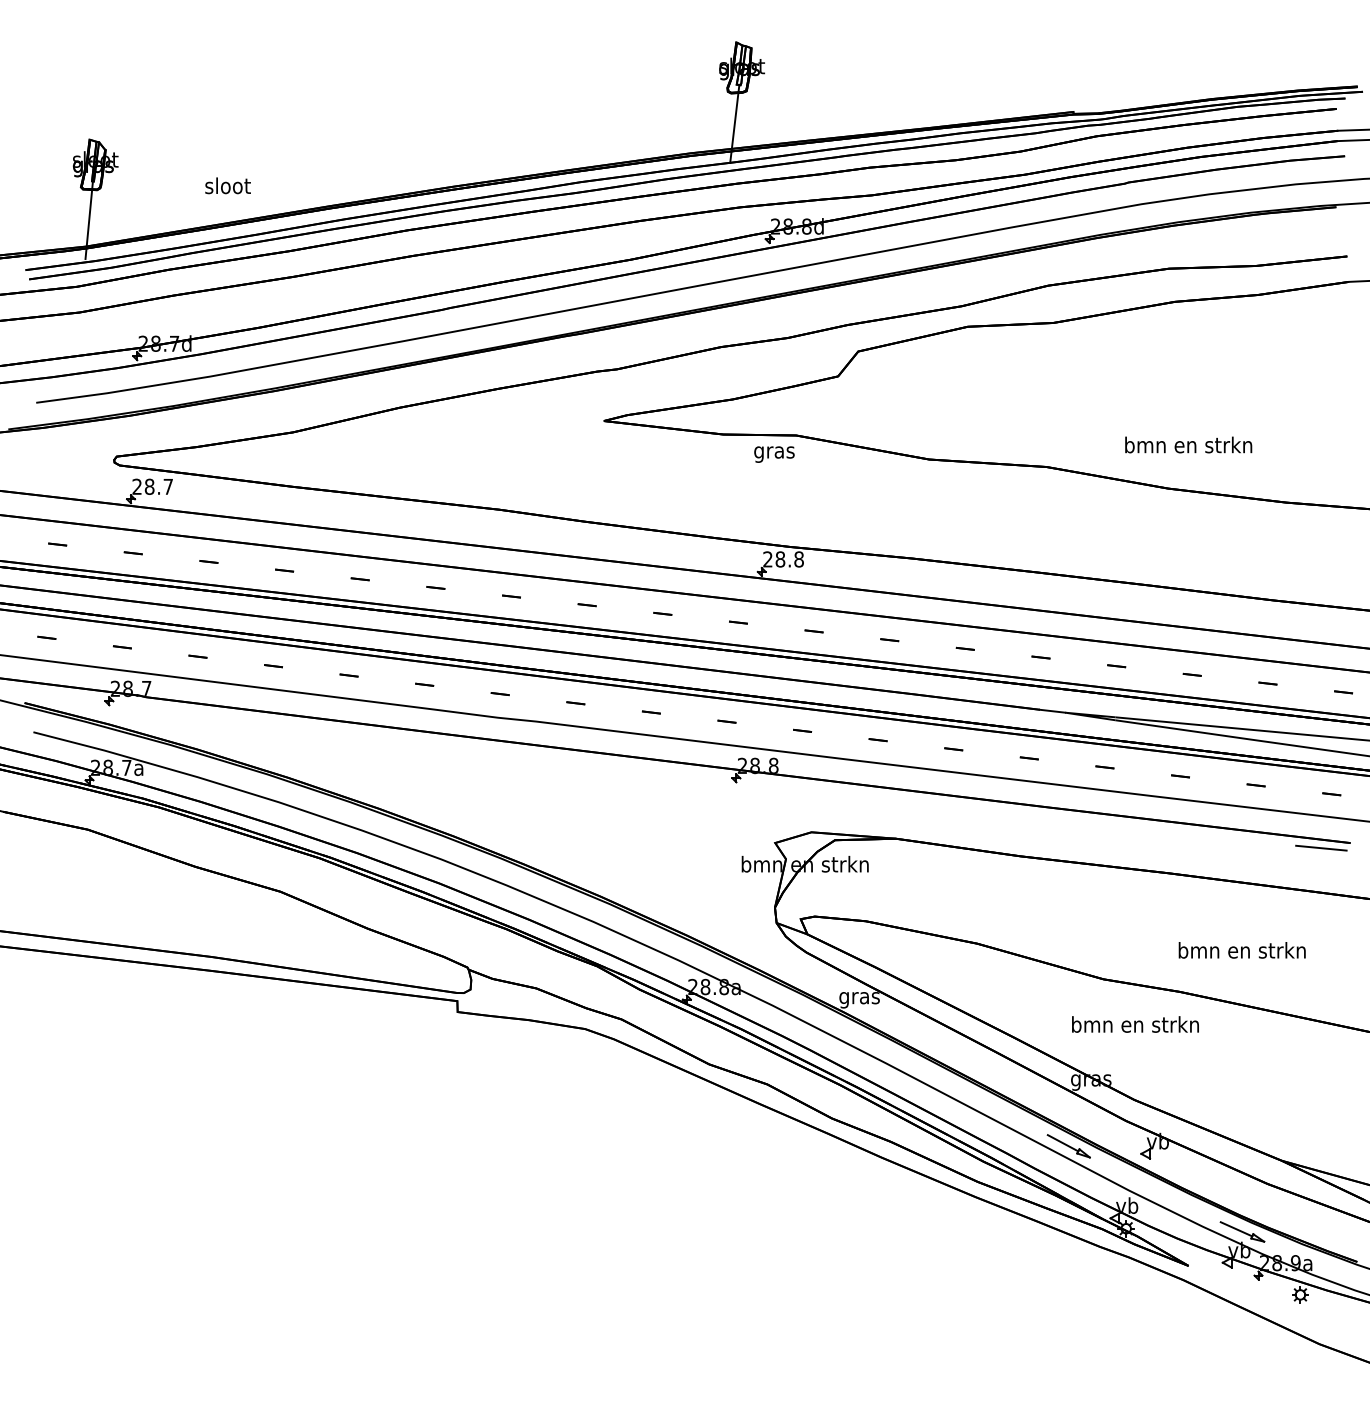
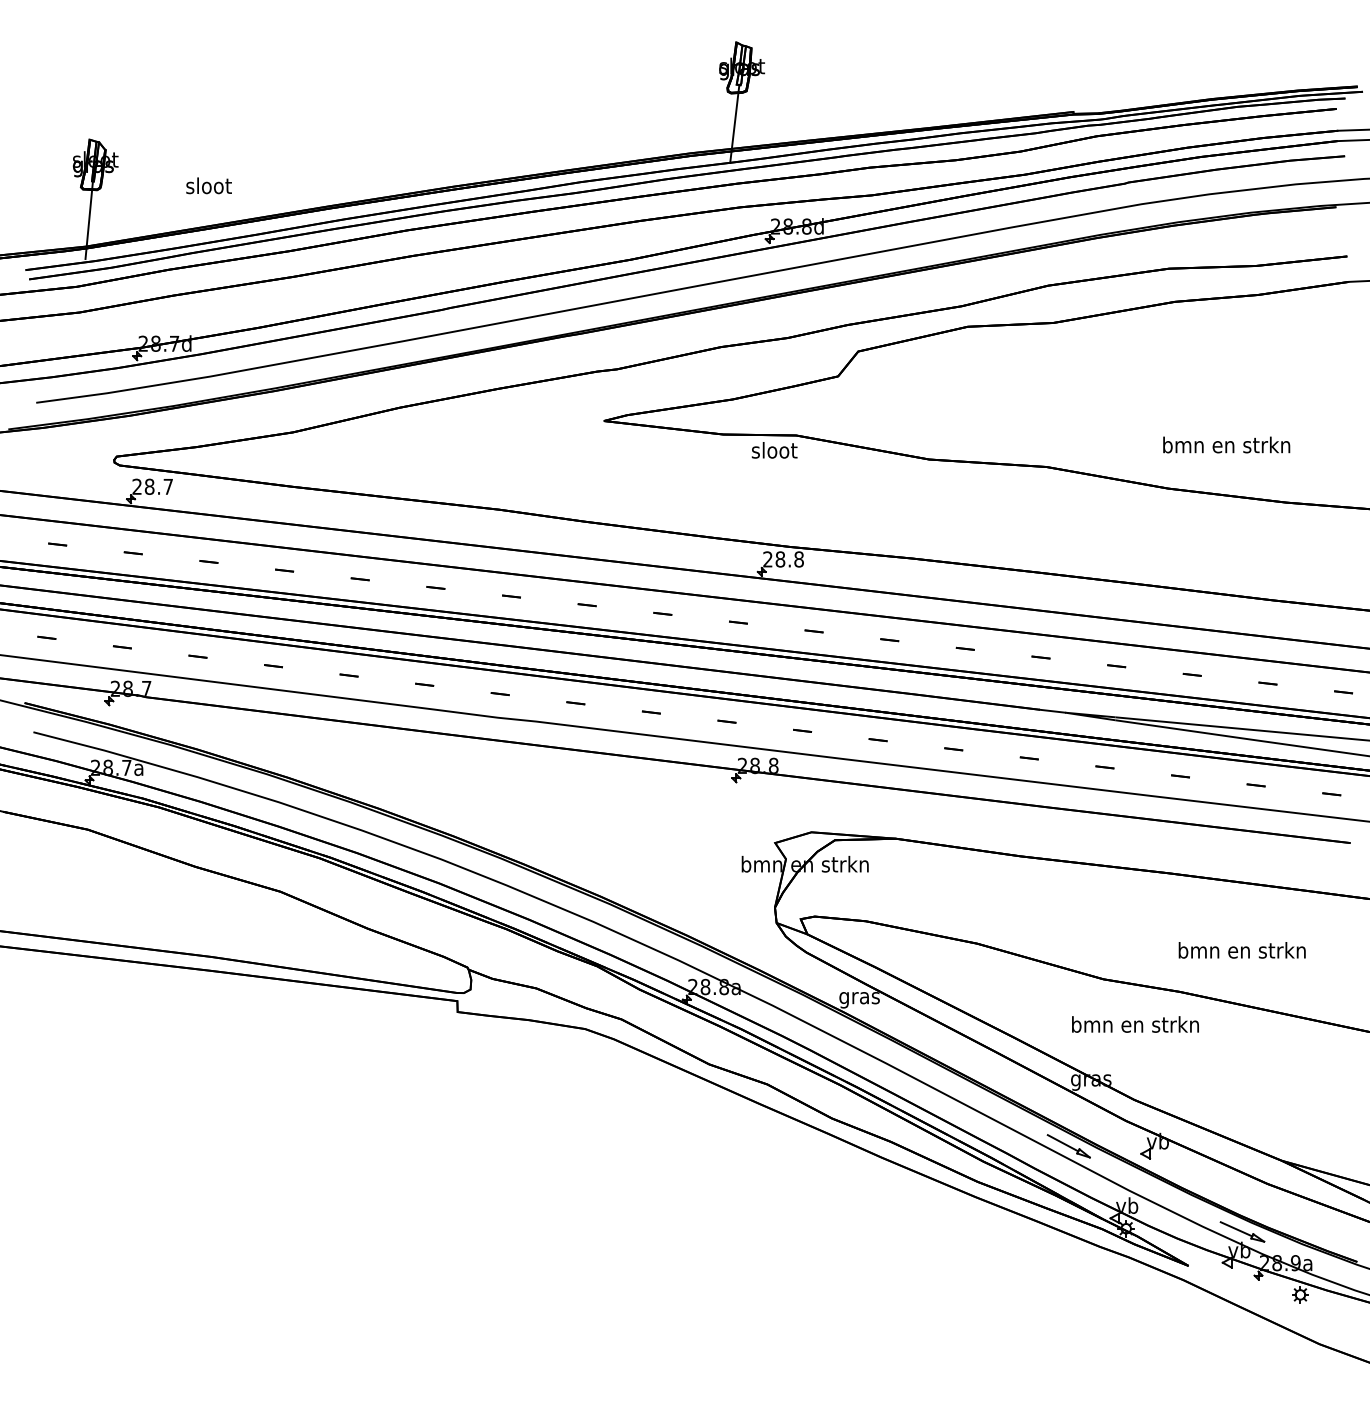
text position: (227, 185) -> (208, 185) (208, 185)
text position: (1188, 444) -> (1226, 444) (1226, 444)
text: gras -> sloot (774, 452)
line: present -> none (1321, 847)
